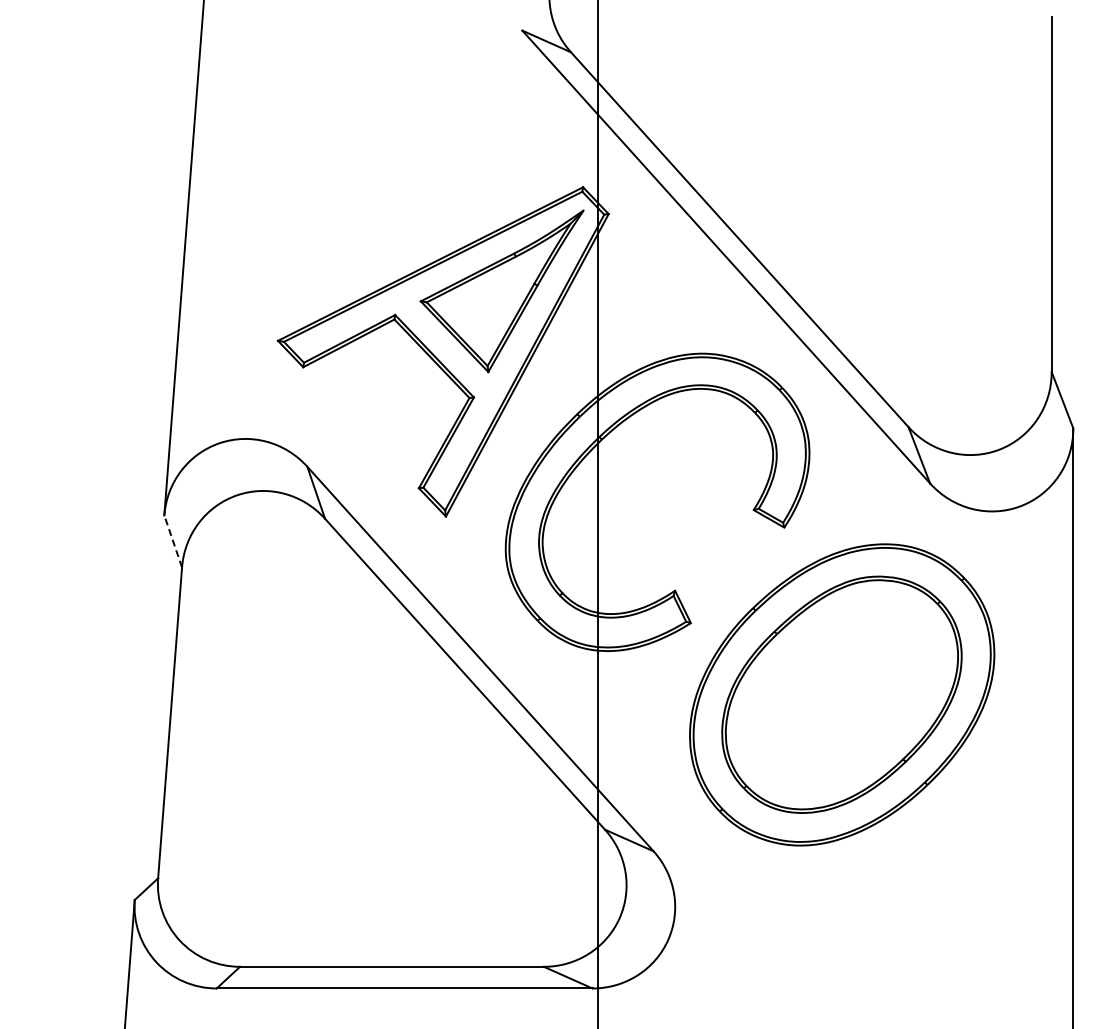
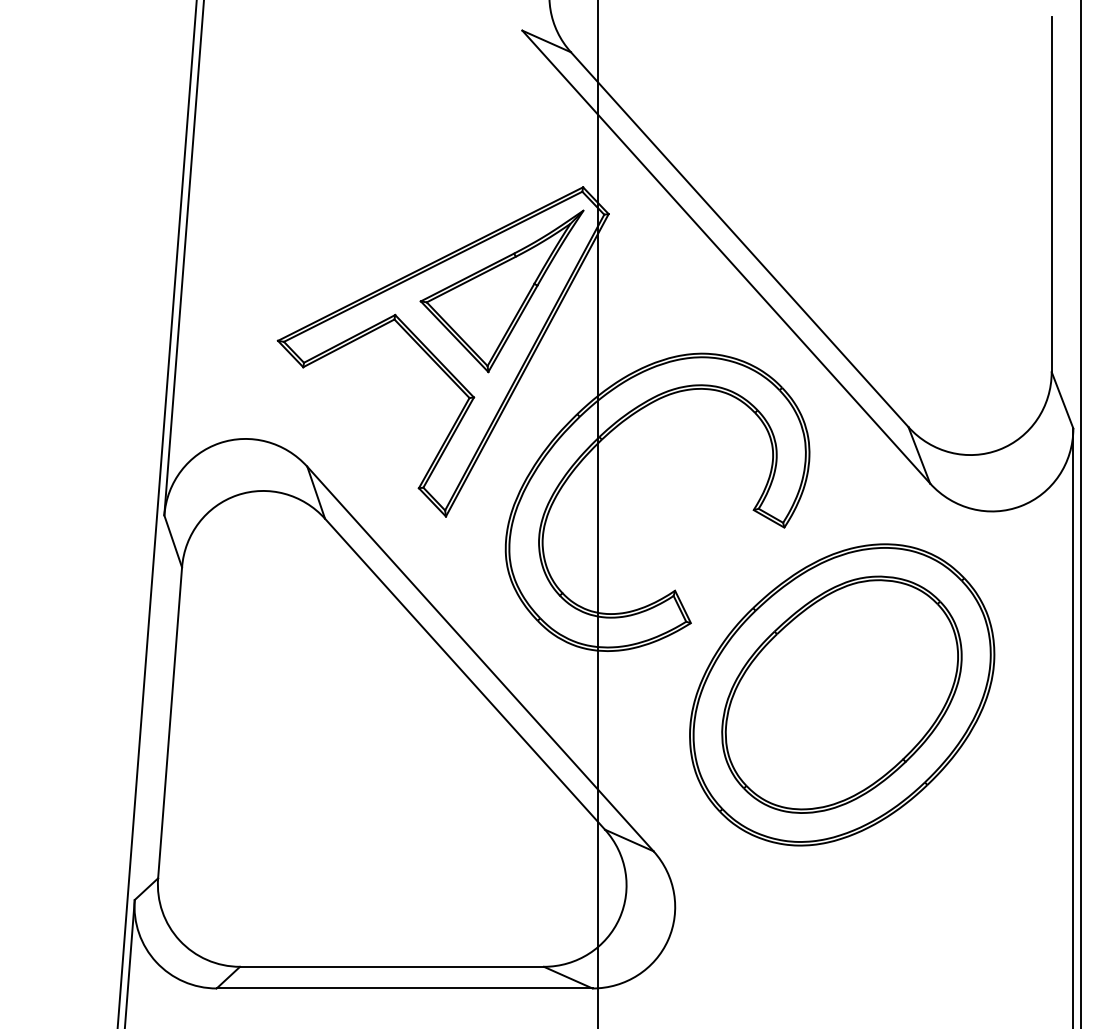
line: none -> present (156, 513)
line: none -> present (1080, 513)
line: dashed -> solid (173, 540)
